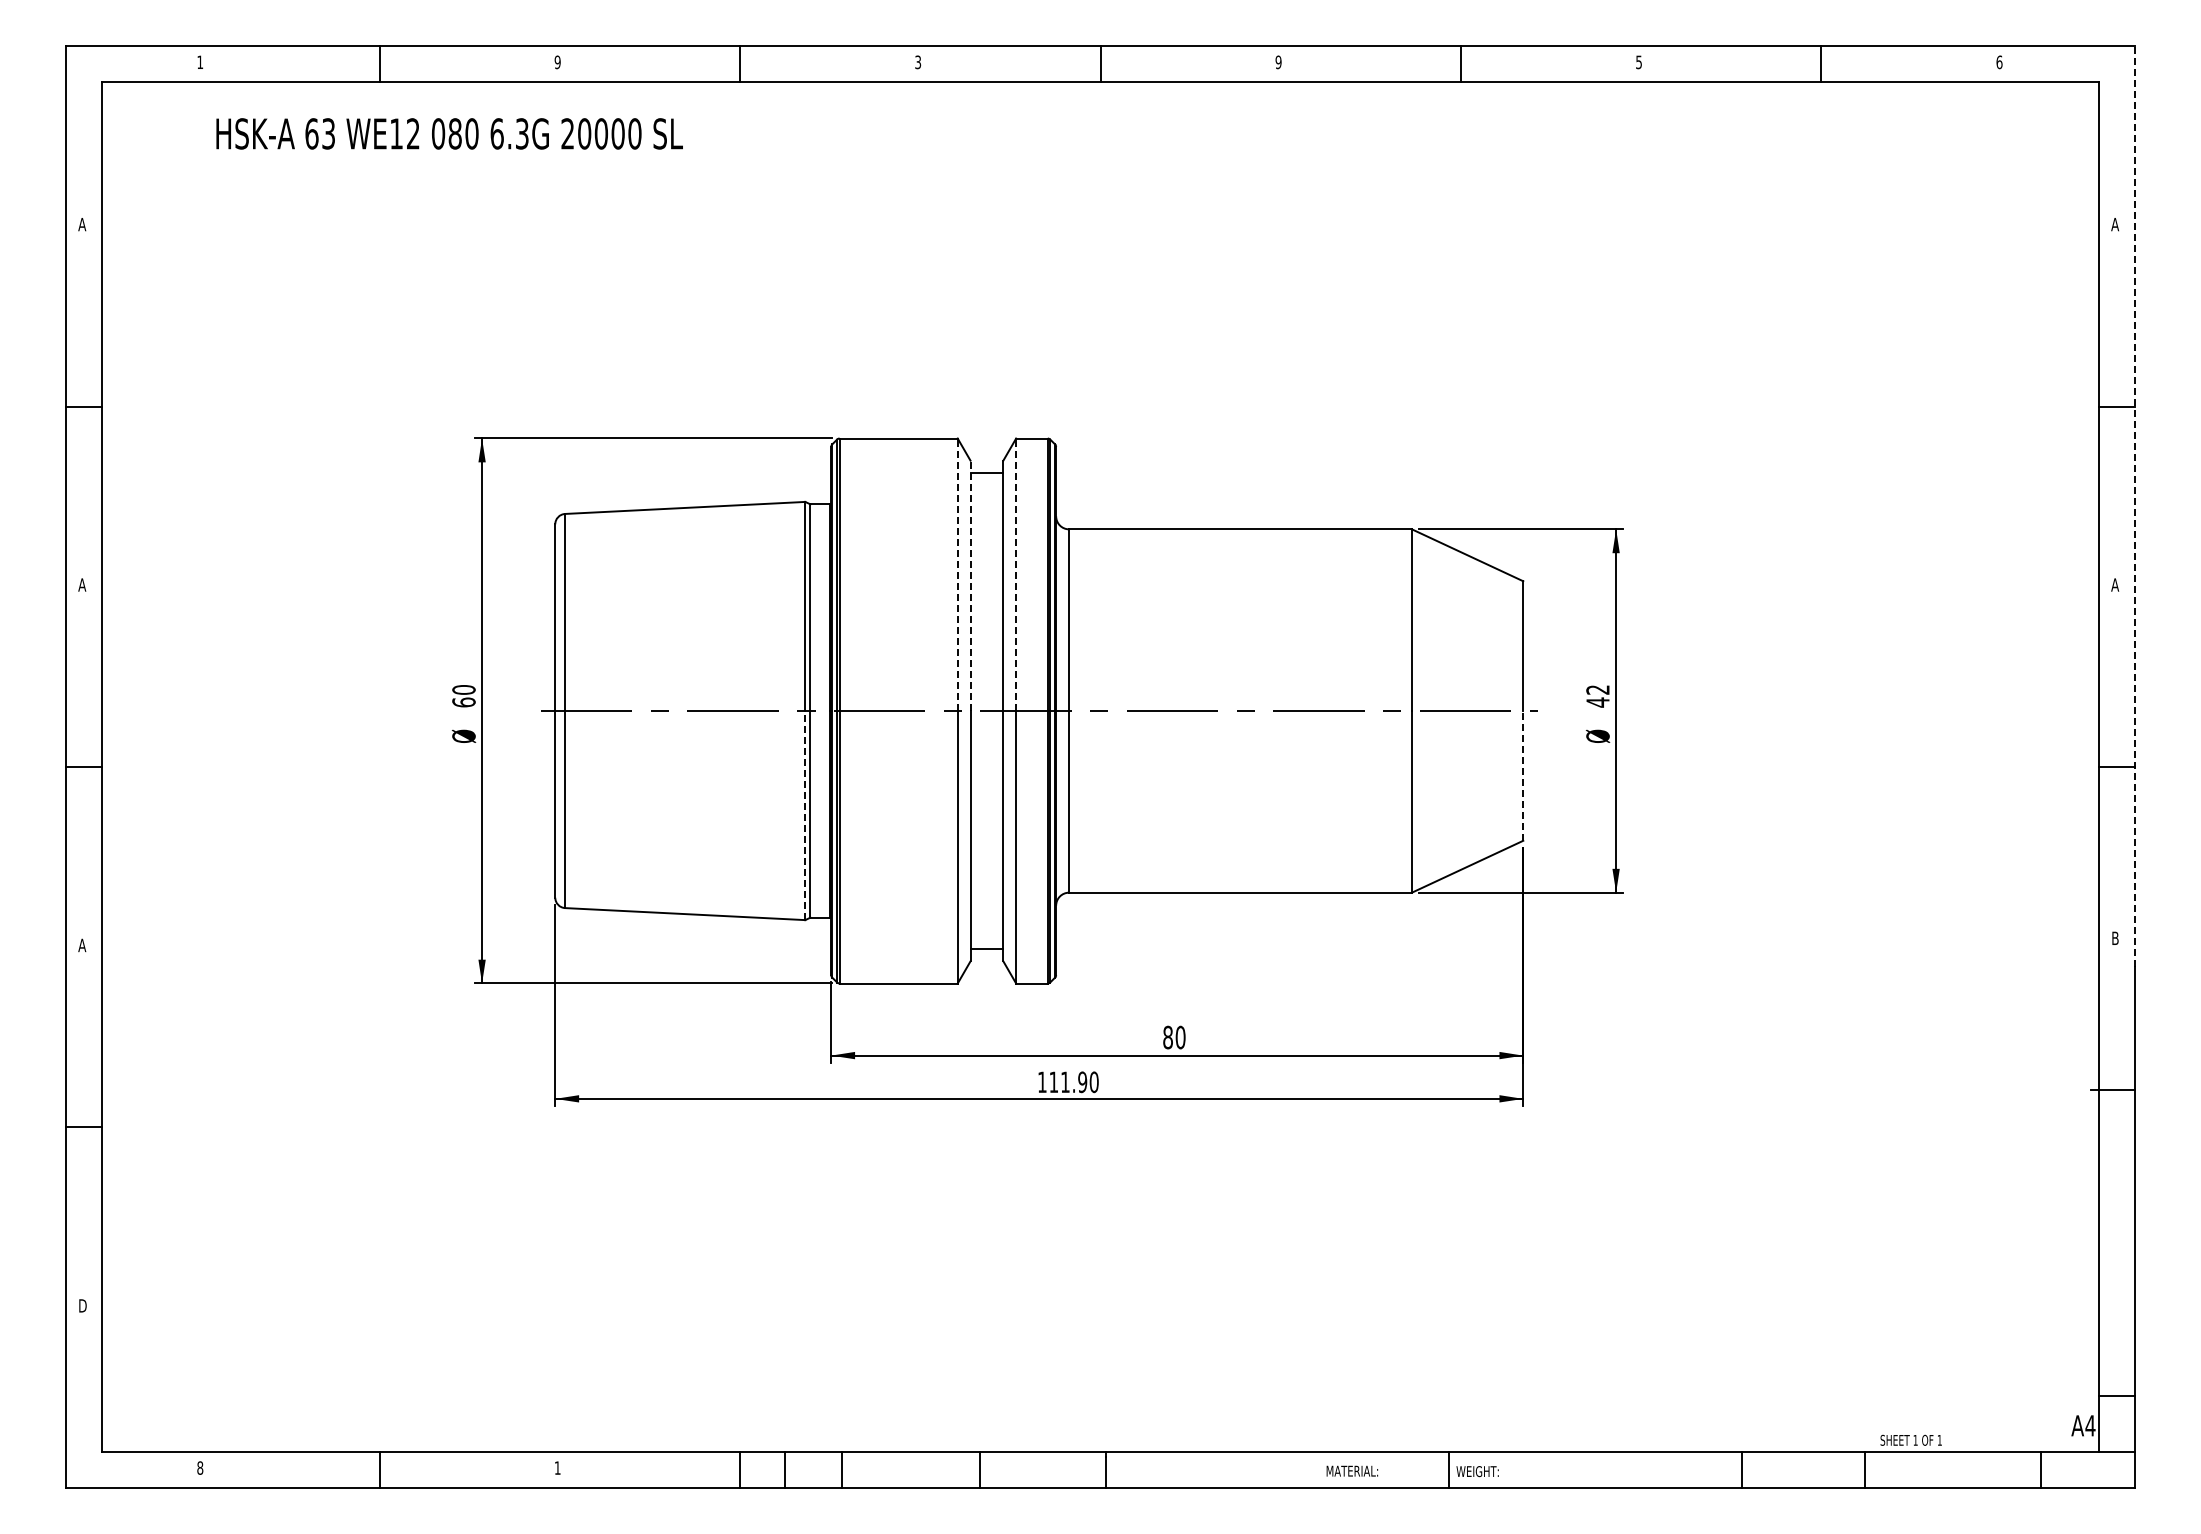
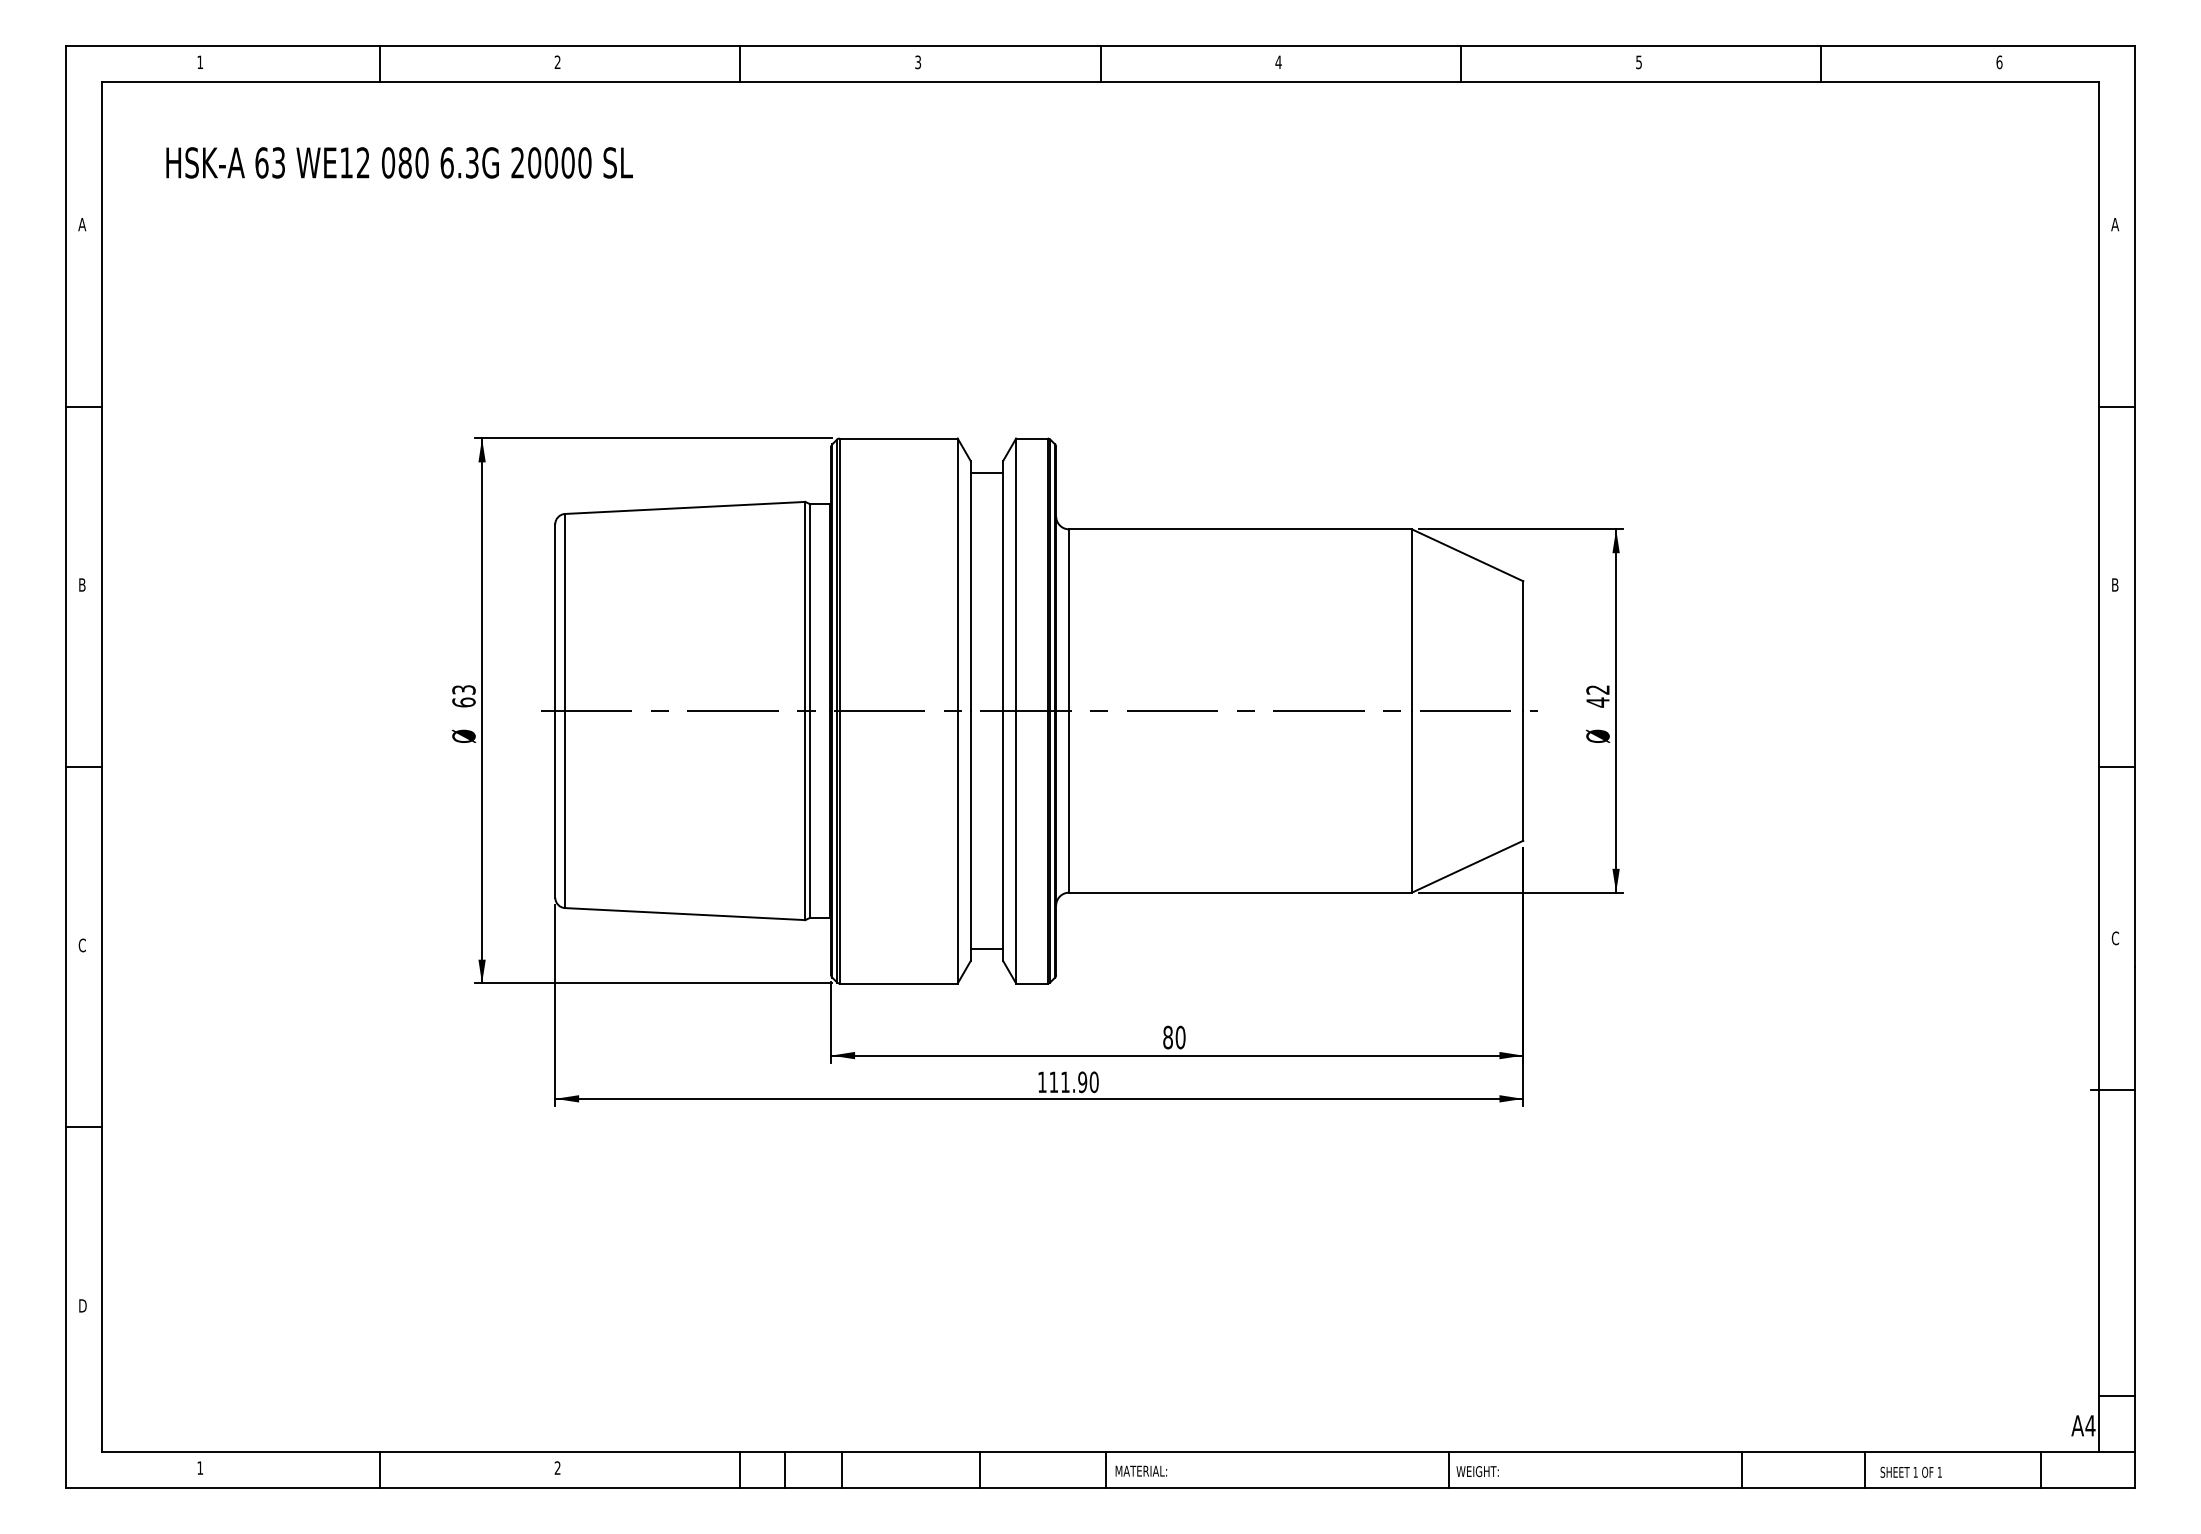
text: 9 -> 2 (557, 62)
text: 9 -> 4 (1278, 62)
text position: (449, 133) -> (399, 162) (399, 162)
line: dashed -> solid (2134, 506)
line: dashed -> solid (957, 574)
line: dashed -> solid (1016, 574)
text: A -> B (82, 584)
text: A -> B (2115, 584)
line: dashed -> solid (970, 585)
text: 60 -> 63 (463, 689)
line: dashed -> solid (1523, 775)
line: dashed -> solid (805, 815)
text: B -> C (2115, 938)
text: A -> C (82, 945)
text position: (1910, 1439) -> (1910, 1471) (1910, 1471)
text: 8 -> 1 (200, 1467)
text: 1 -> 2 (557, 1467)
text position: (1352, 1470) -> (1141, 1470) (1141, 1470)
